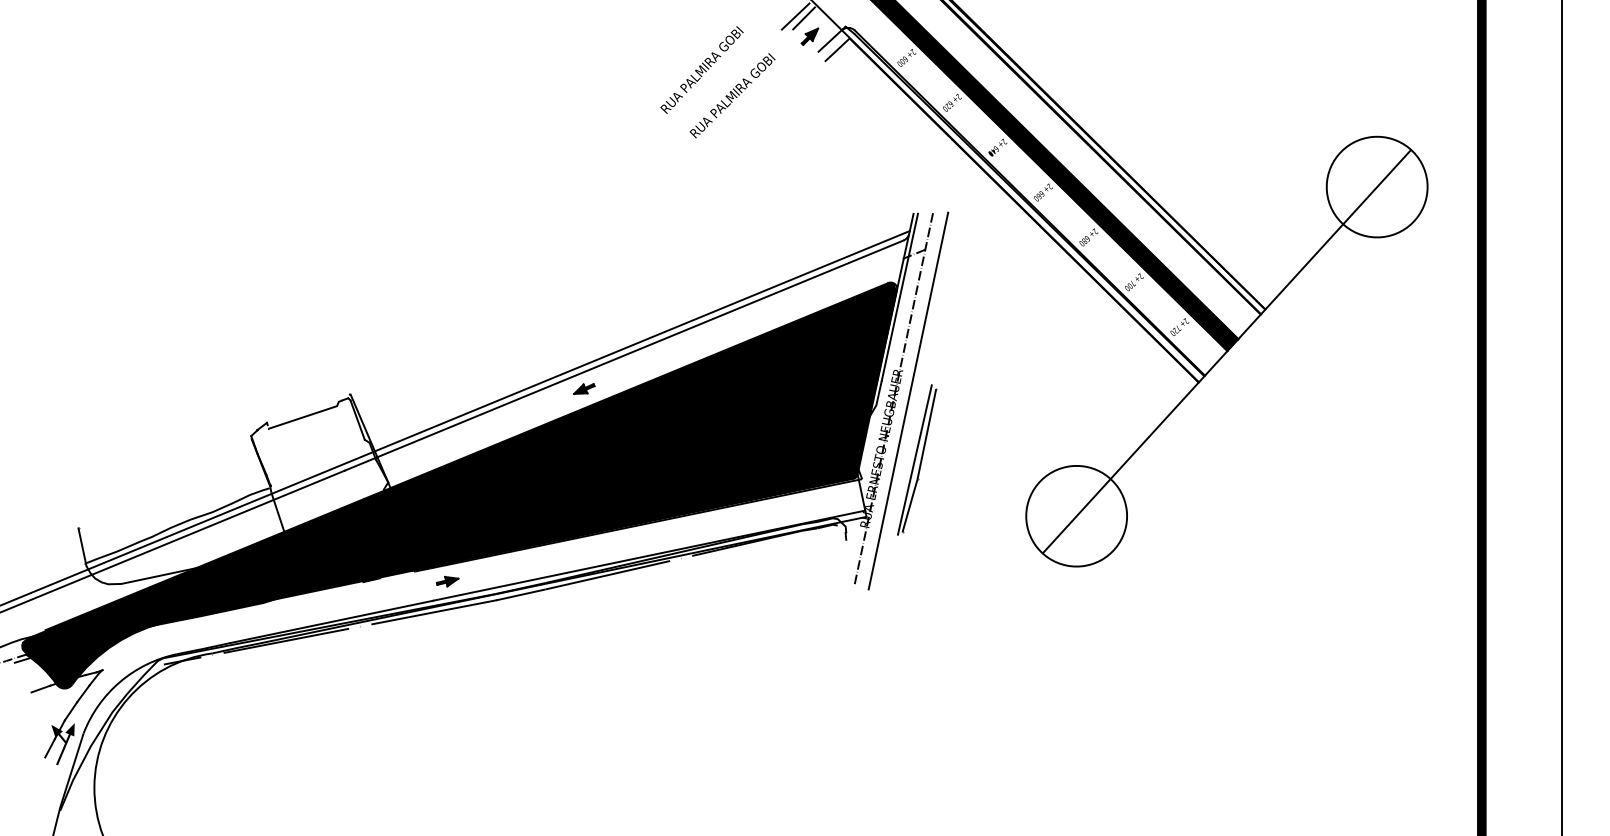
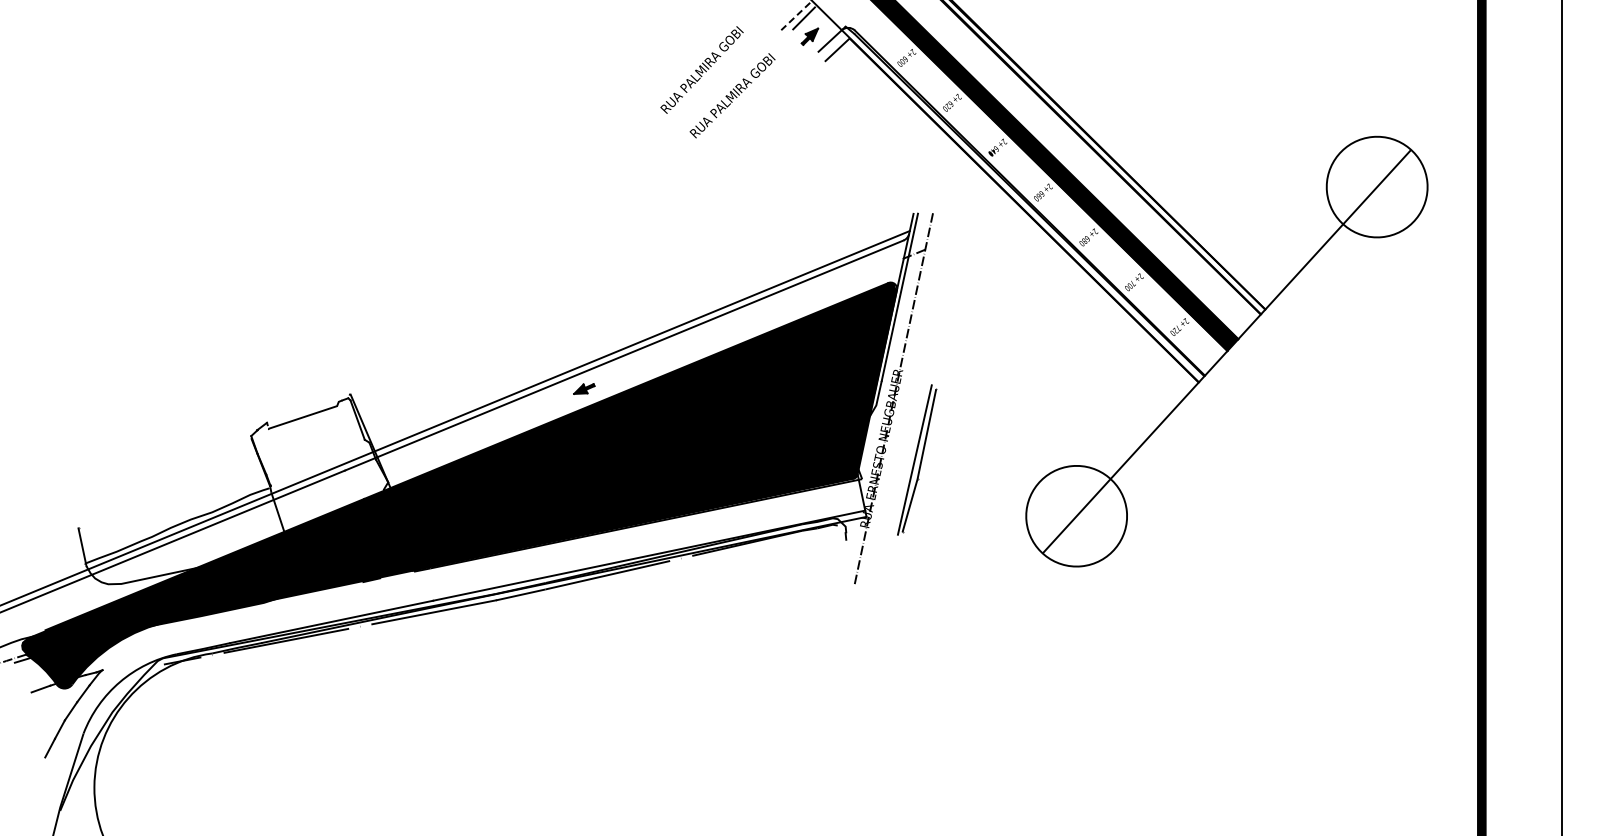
line: solid -> dashed (795, 16)
line: present -> none (908, 400)
part: present -> none (447, 581)
fill: present -> none (62, 744)
